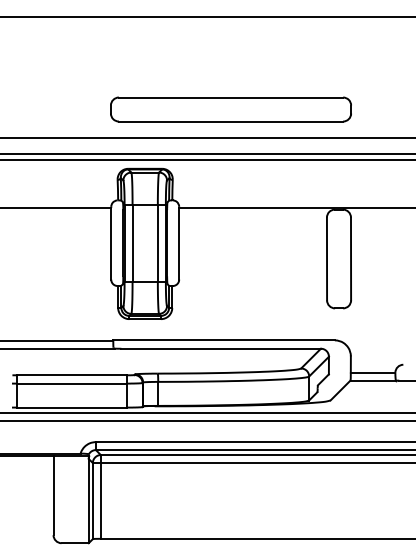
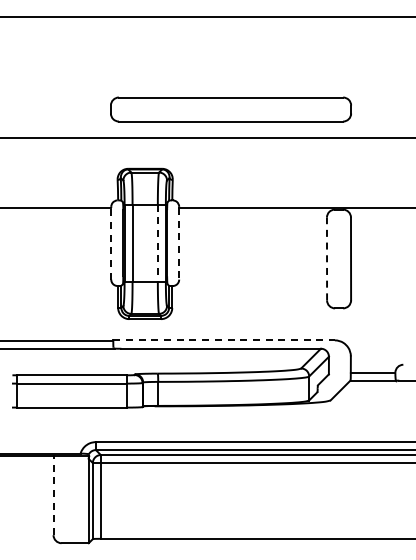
line: present -> none (207, 154)
line: present -> none (207, 160)
line: solid -> dashed (111, 243)
line: solid -> dashed (157, 243)
line: solid -> dashed (179, 243)
line: solid -> dashed (327, 258)
line: solid -> dashed (224, 340)
line: present -> none (207, 412)
line: present -> none (207, 420)
line: solid -> dashed (53, 495)
